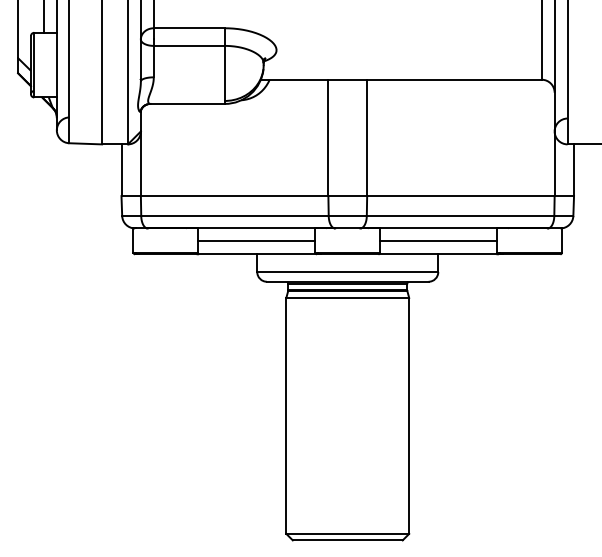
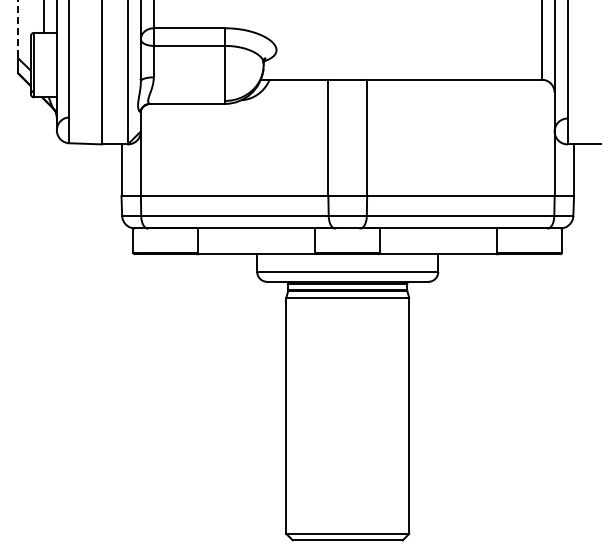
line: solid -> dashed (18, 29)
line: present -> none (256, 241)
line: present -> none (438, 241)
